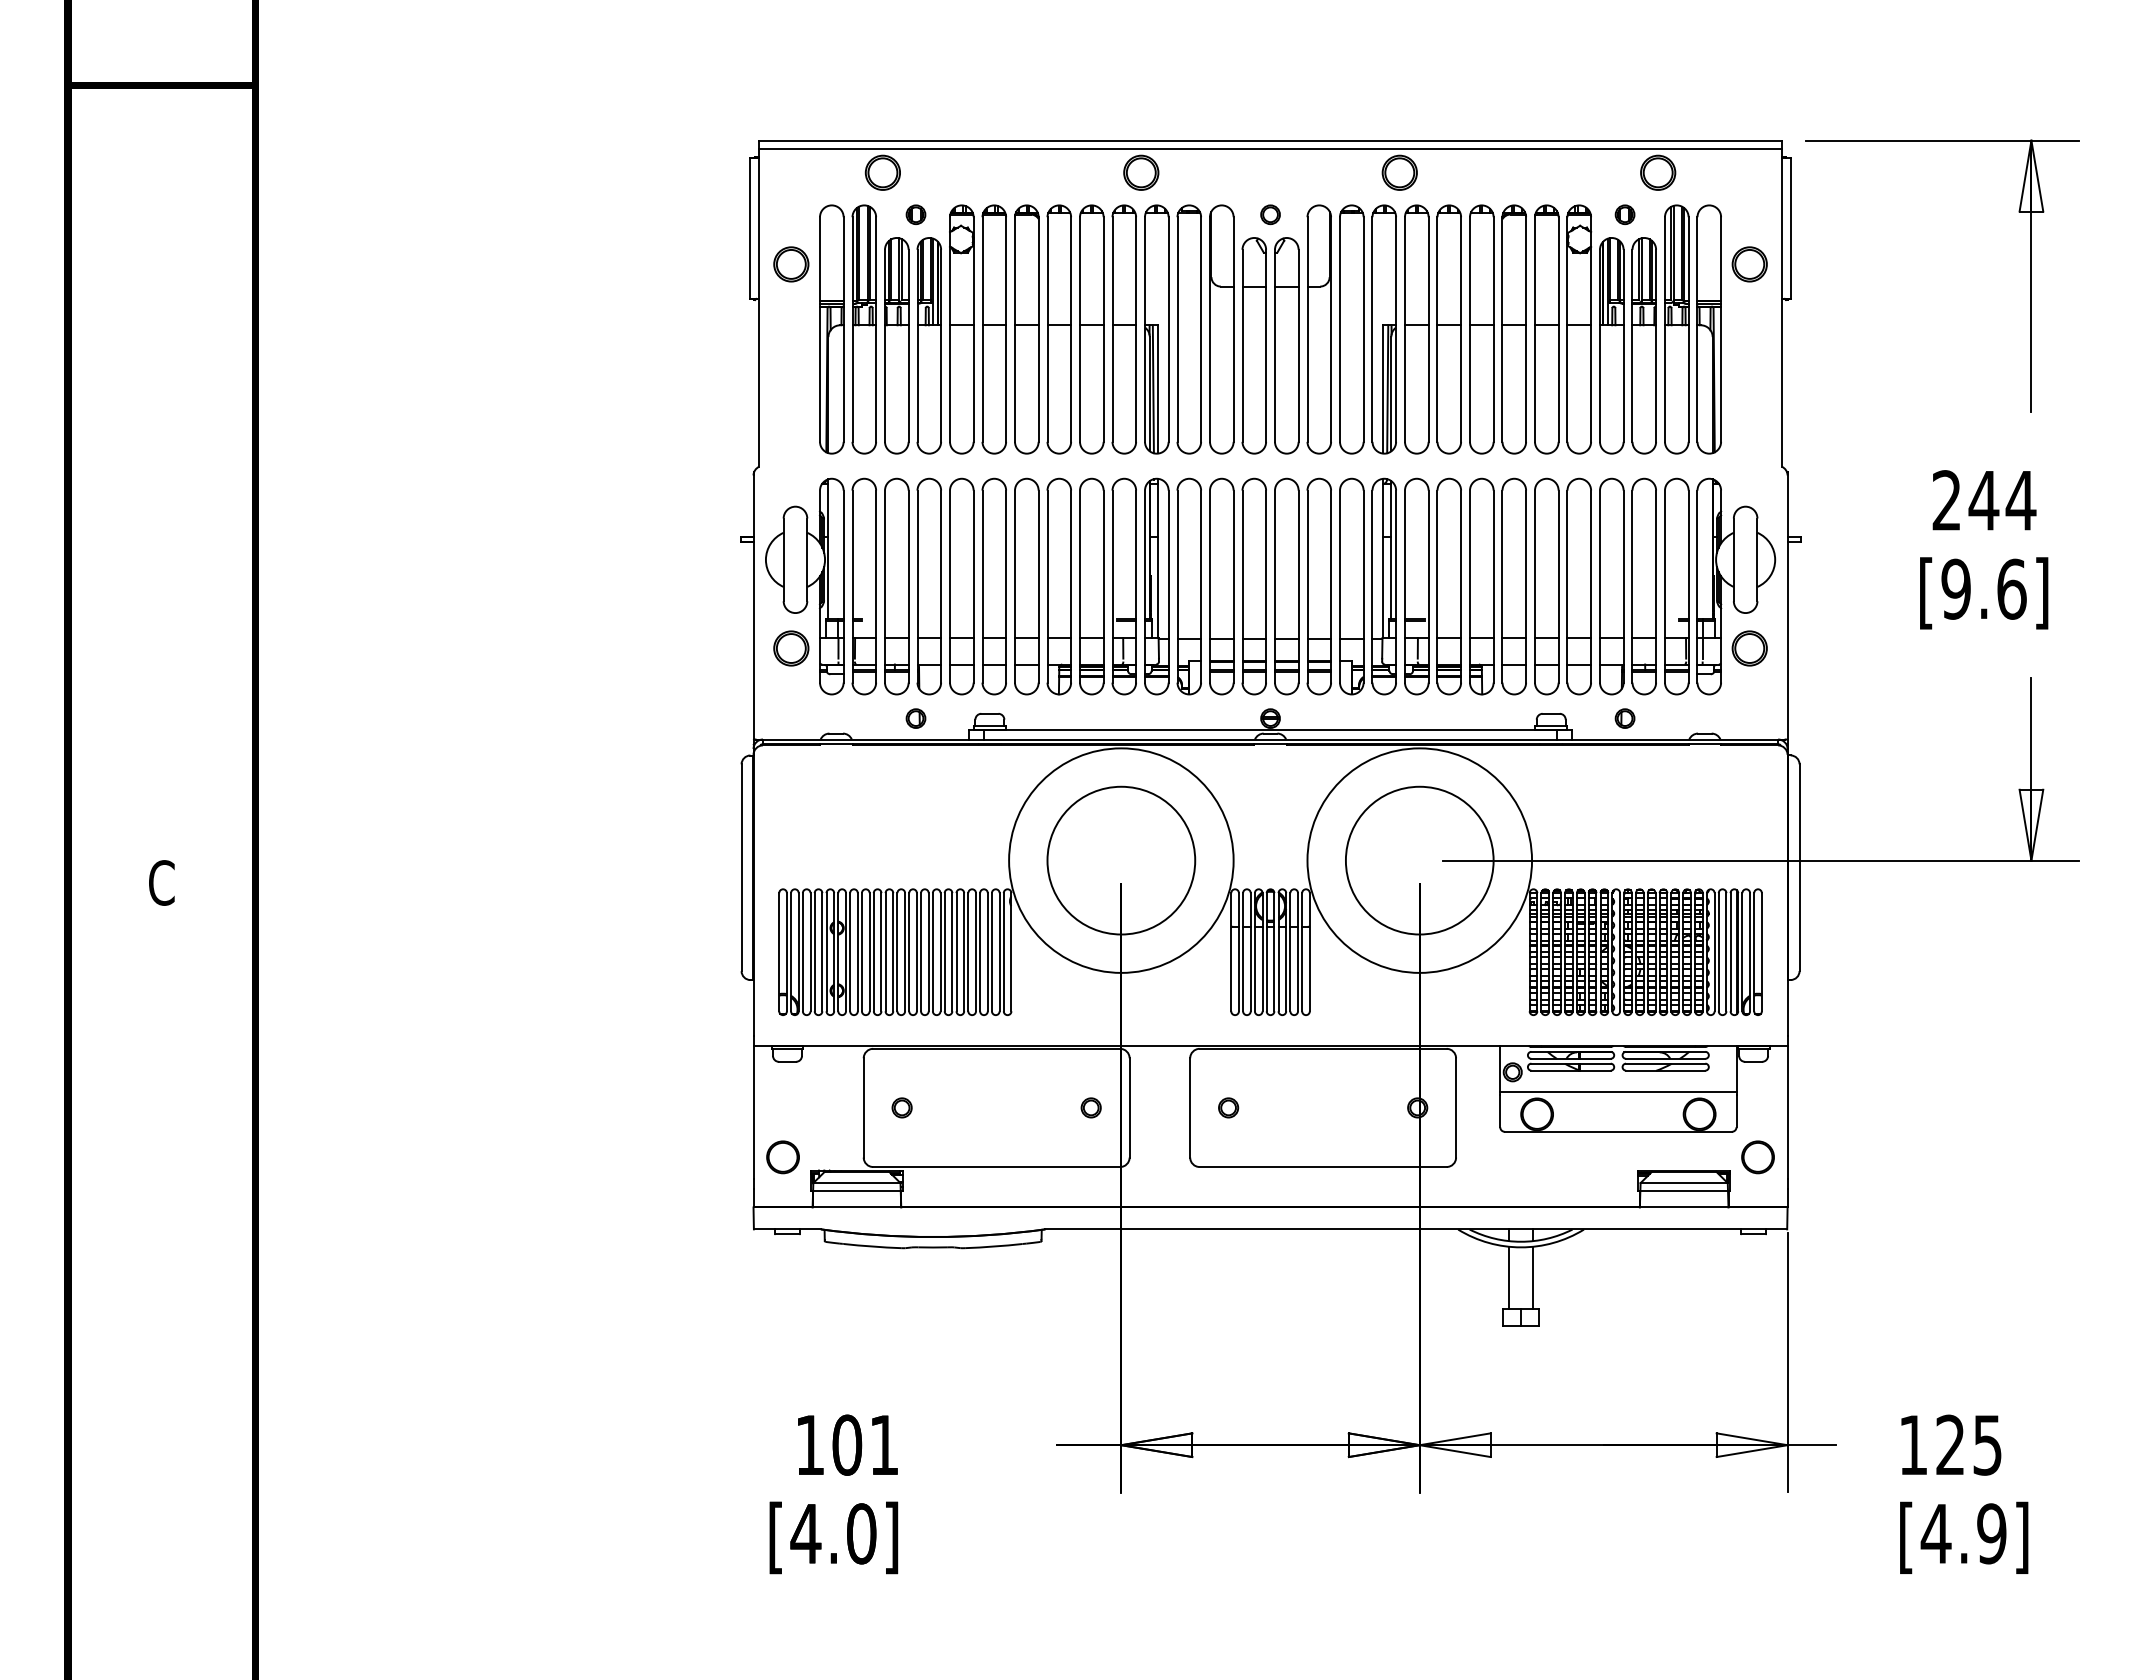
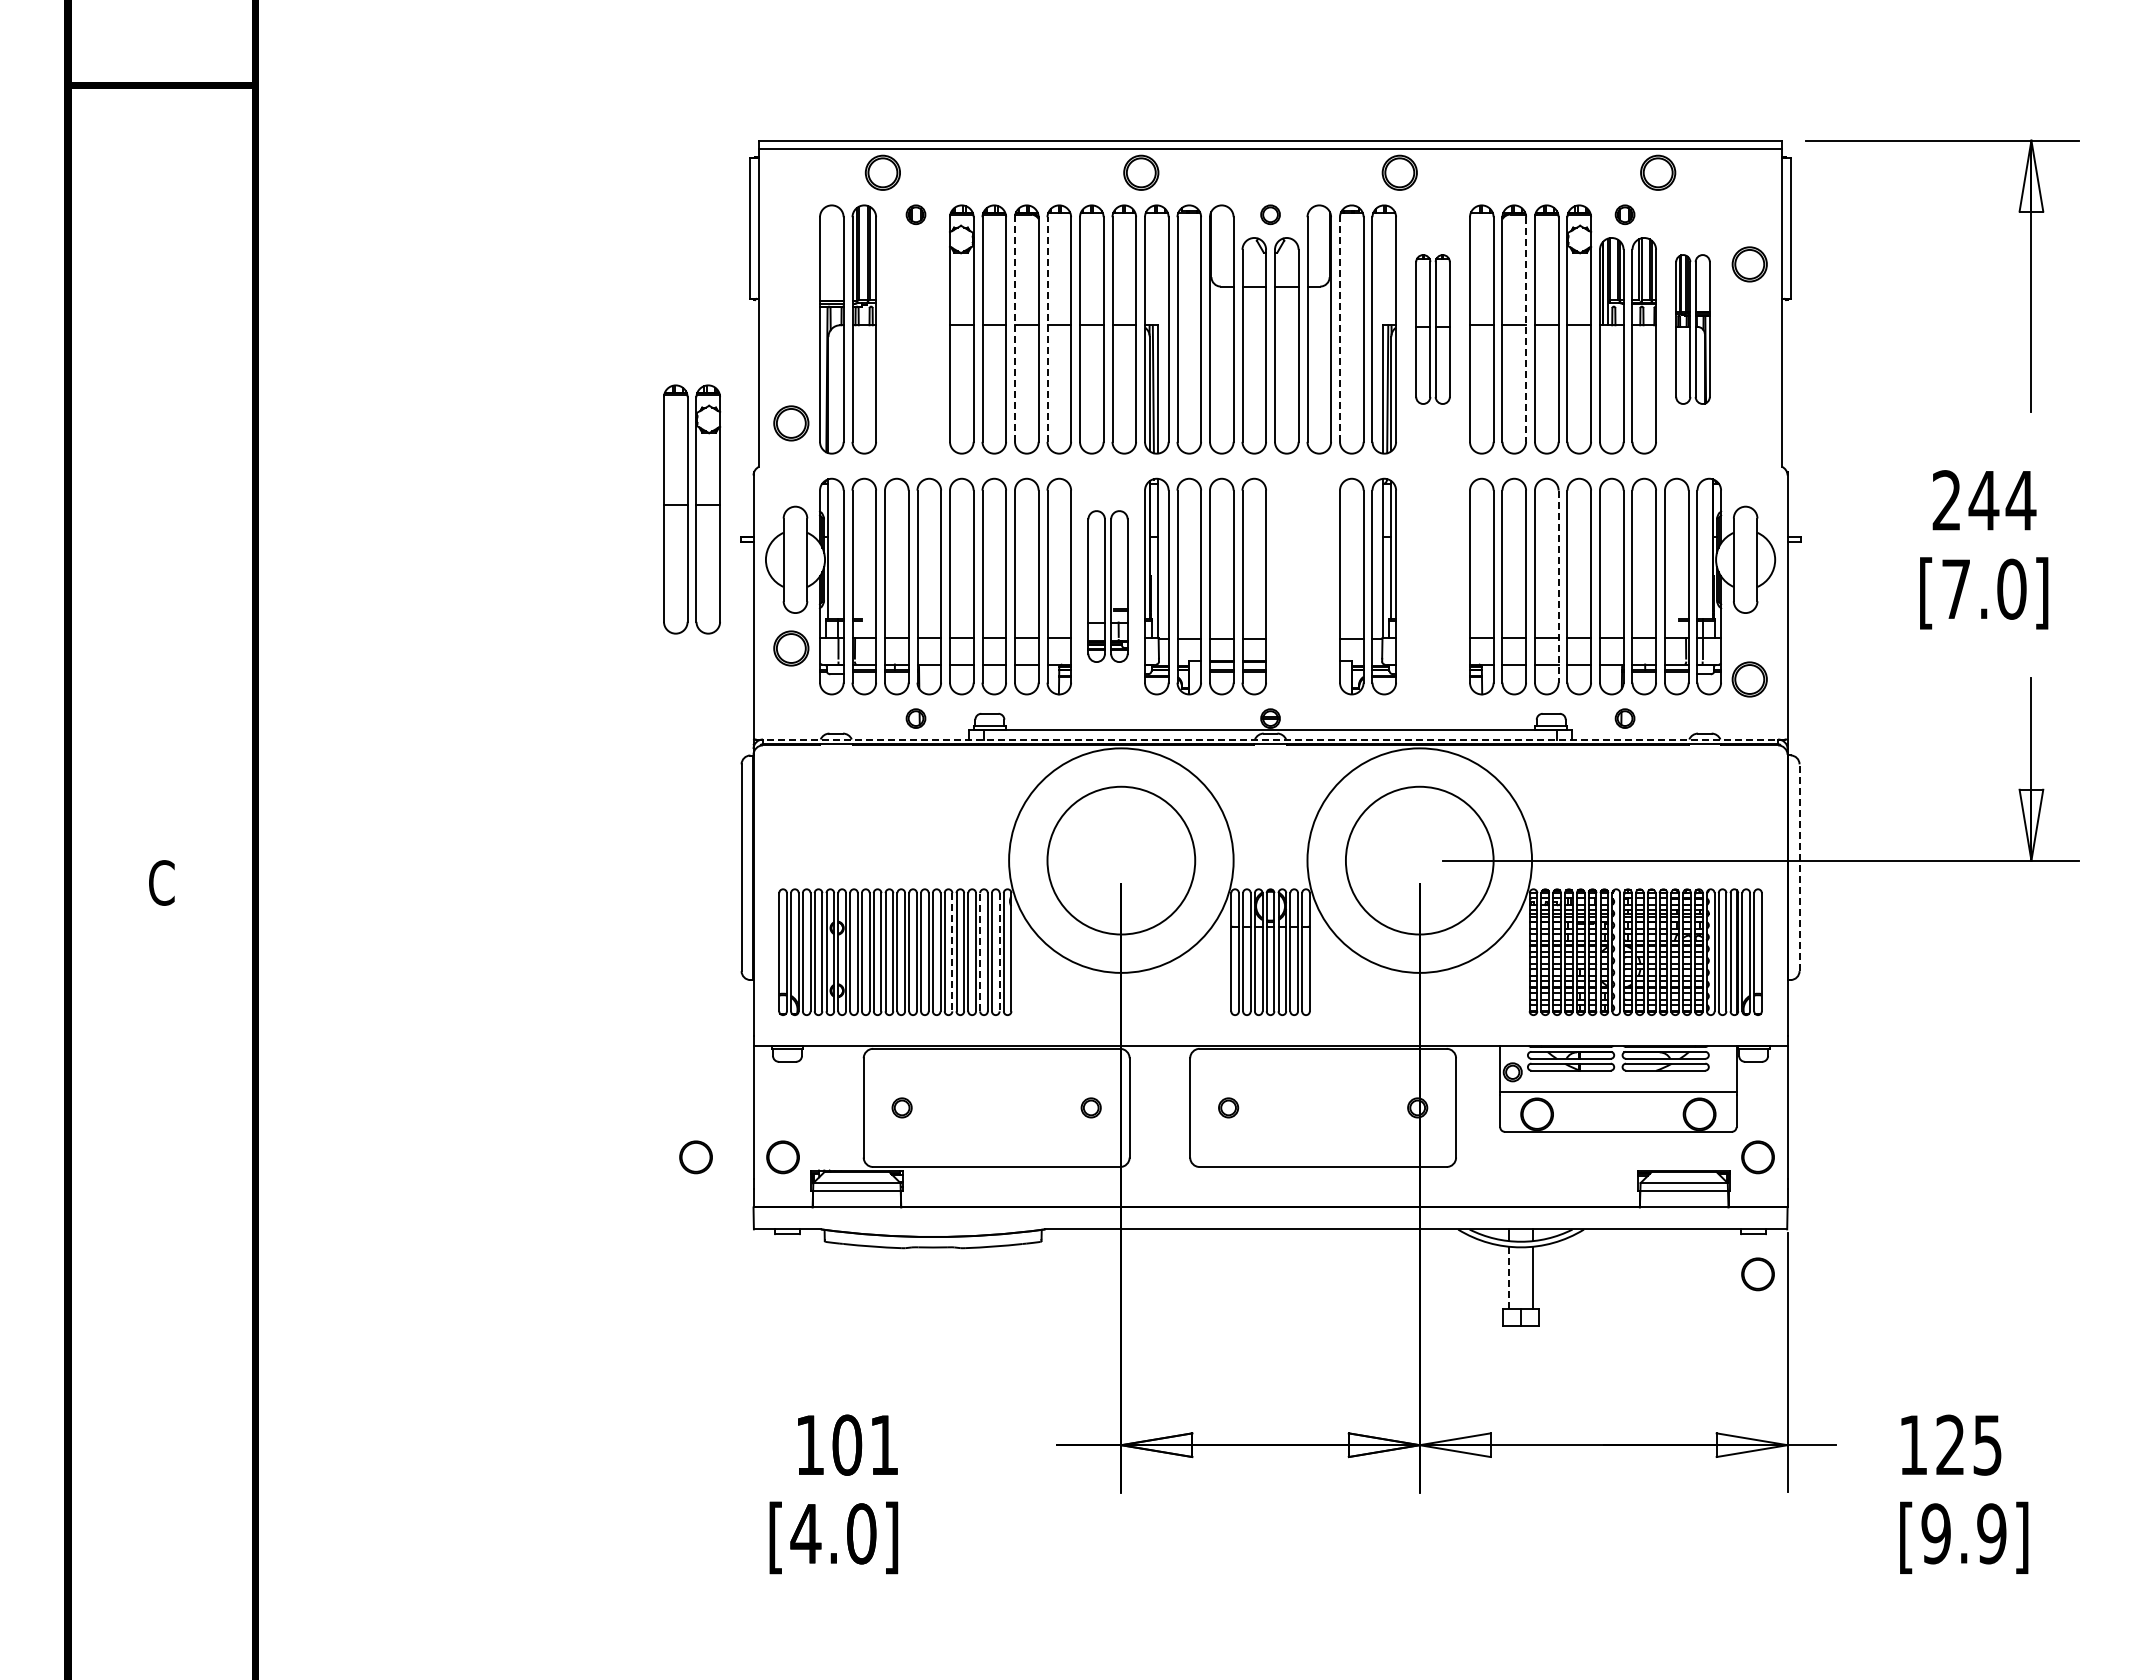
part position: (791, 264) -> (791, 423) (791, 423)
line: solid -> dashed (1015, 329)
line: solid -> dashed (1047, 329)
line: solid -> dashed (1339, 329)
part size: 58x251 px -> 36x151 px (1432, 329)
part size: 58x251 px -> 36x151 px (1692, 329)
line: solid -> dashed (1526, 330)
part: present -> none (912, 345)
part: none -> present (692, 509)
part size: 58x219 px -> 42x153 px (1107, 586)
part: present -> none (1302, 586)
part: present -> none (1432, 586)
line: solid -> dashed (1558, 587)
text: [9.6] -> [7.0] (1983, 588)
part position: (1749, 648) -> (1749, 679) (1749, 679)
line: solid -> dashed (1271, 739)
line: solid -> dashed (1799, 867)
line: solid -> dashed (980, 951)
line: solid -> dashed (952, 952)
line: solid -> dashed (999, 952)
part: none -> present (695, 1157)
part: none -> present (1757, 1274)
line: solid -> dashed (1509, 1278)
text: [4.9] -> [9.9] (1935, 1533)
